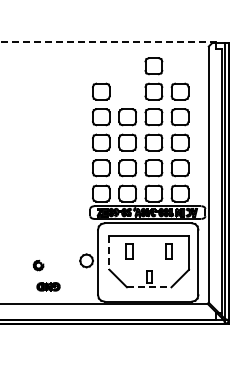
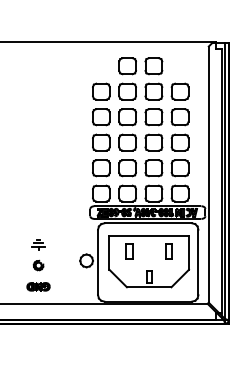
line: dashed -> solid (108, 42)
part: none -> present (127, 78)
part: none -> present (38, 244)
line: dashed -> solid (109, 253)
part position: (48, 286) -> (38, 286) (38, 286)
line: dashed -> solid (149, 287)
